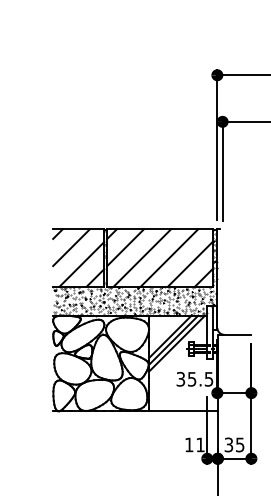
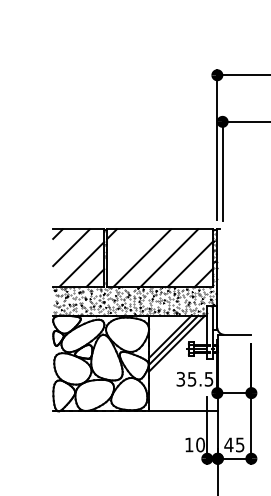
line: present -> none (125, 247)
text: 11 -> 10 (200, 444)
text: 35 -> 45 (228, 444)
